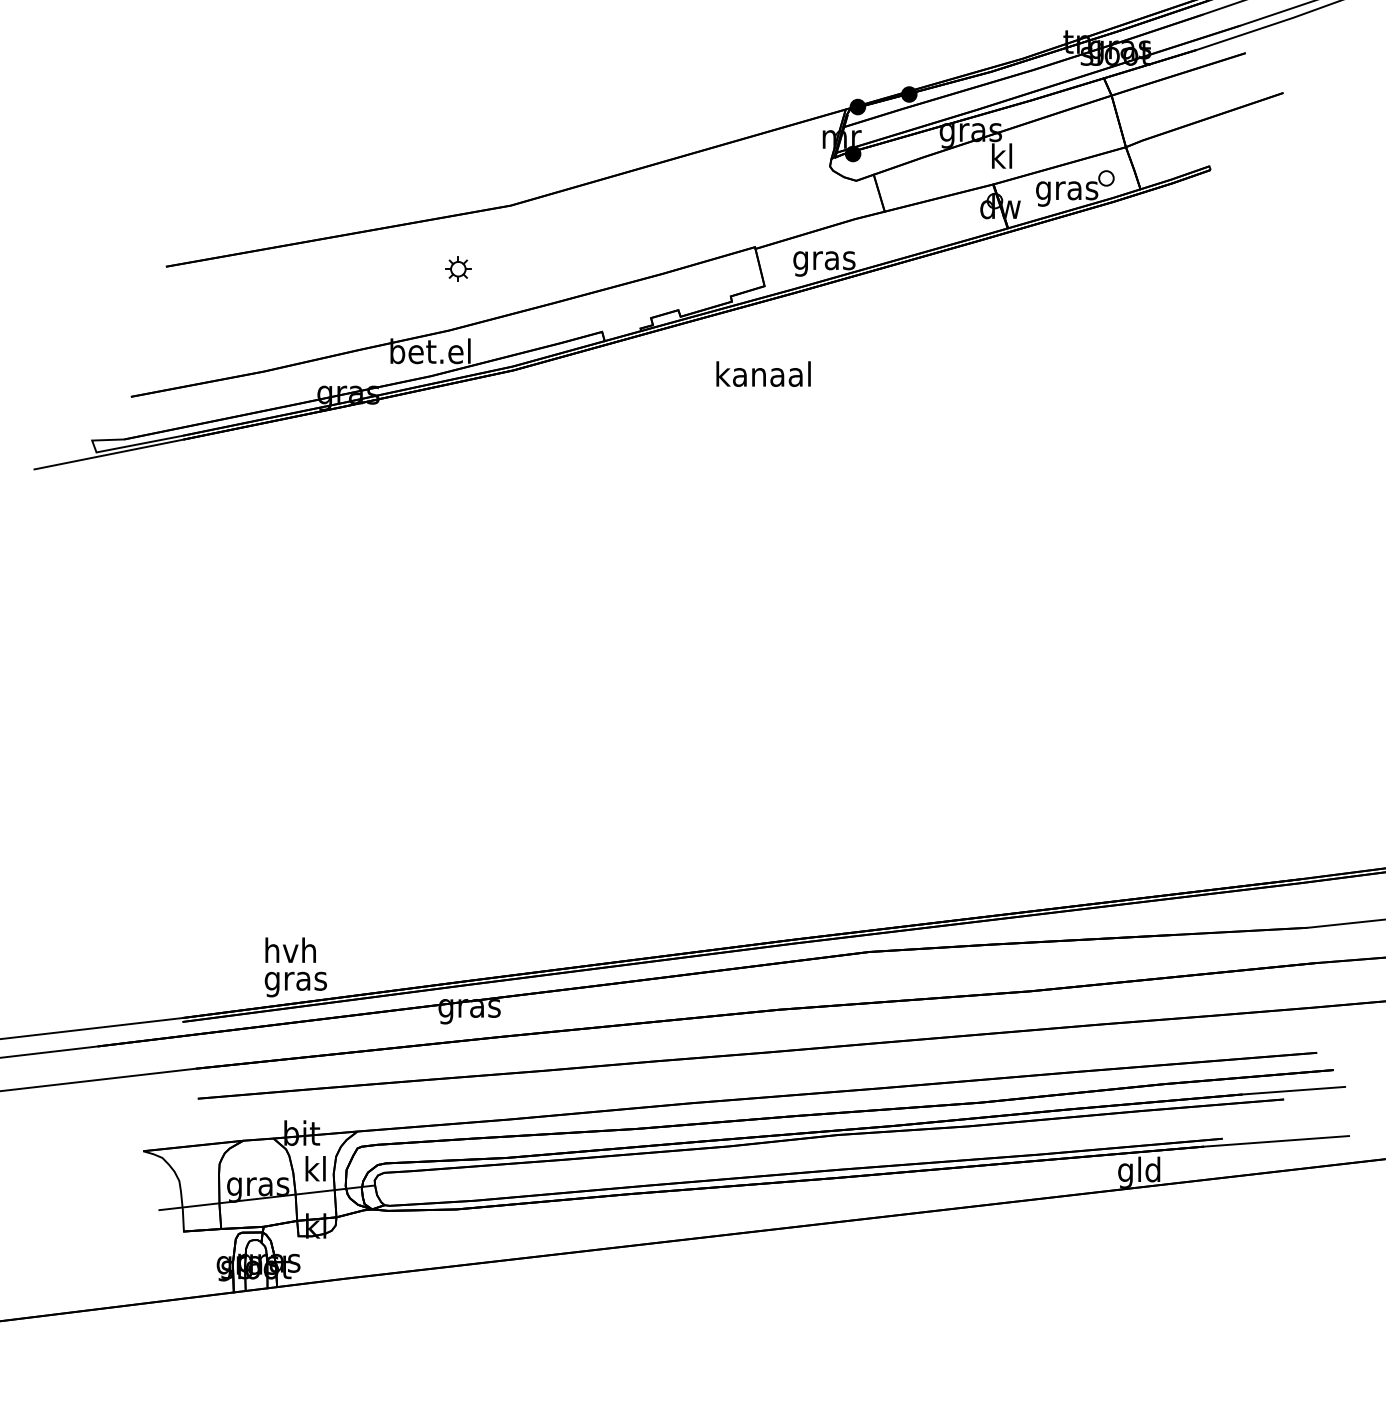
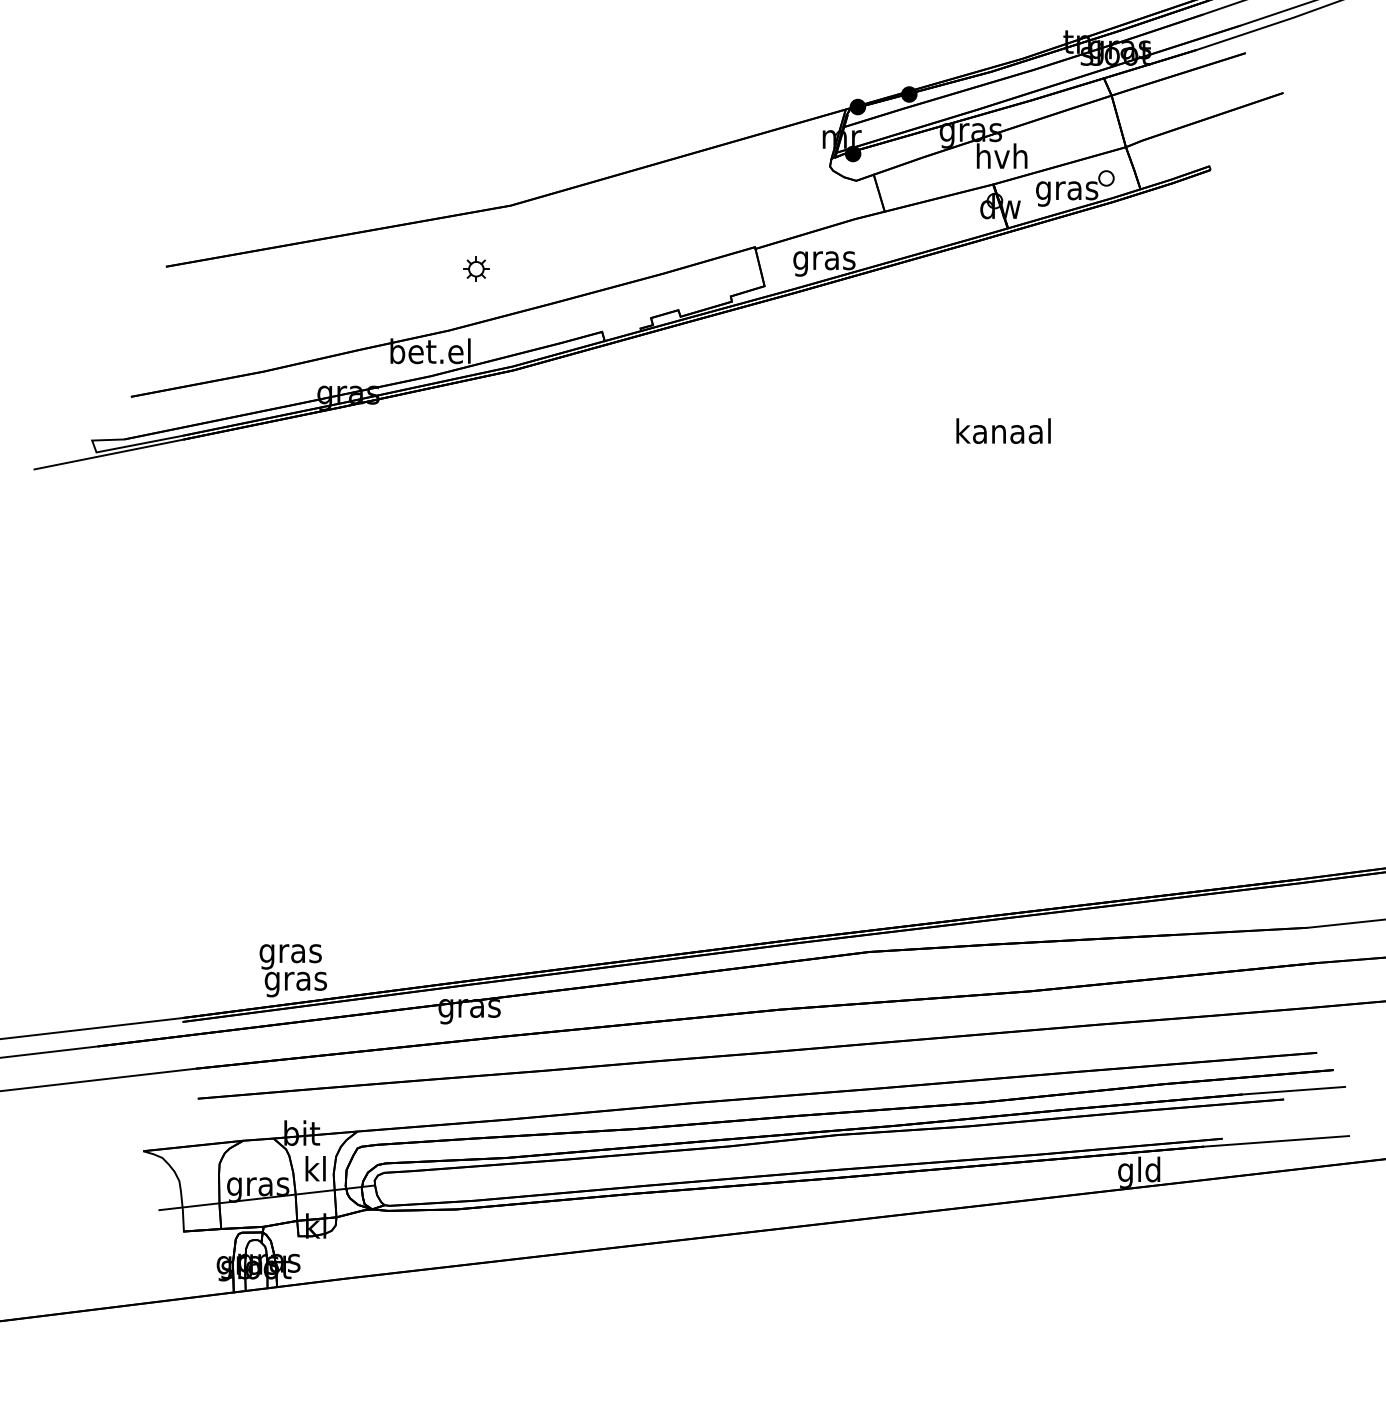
text: kl -> hvh (1001, 155)
part position: (458, 268) -> (476, 268) (476, 268)
text position: (763, 373) -> (1003, 430) (1003, 430)
text: hvh -> gras (290, 953)
